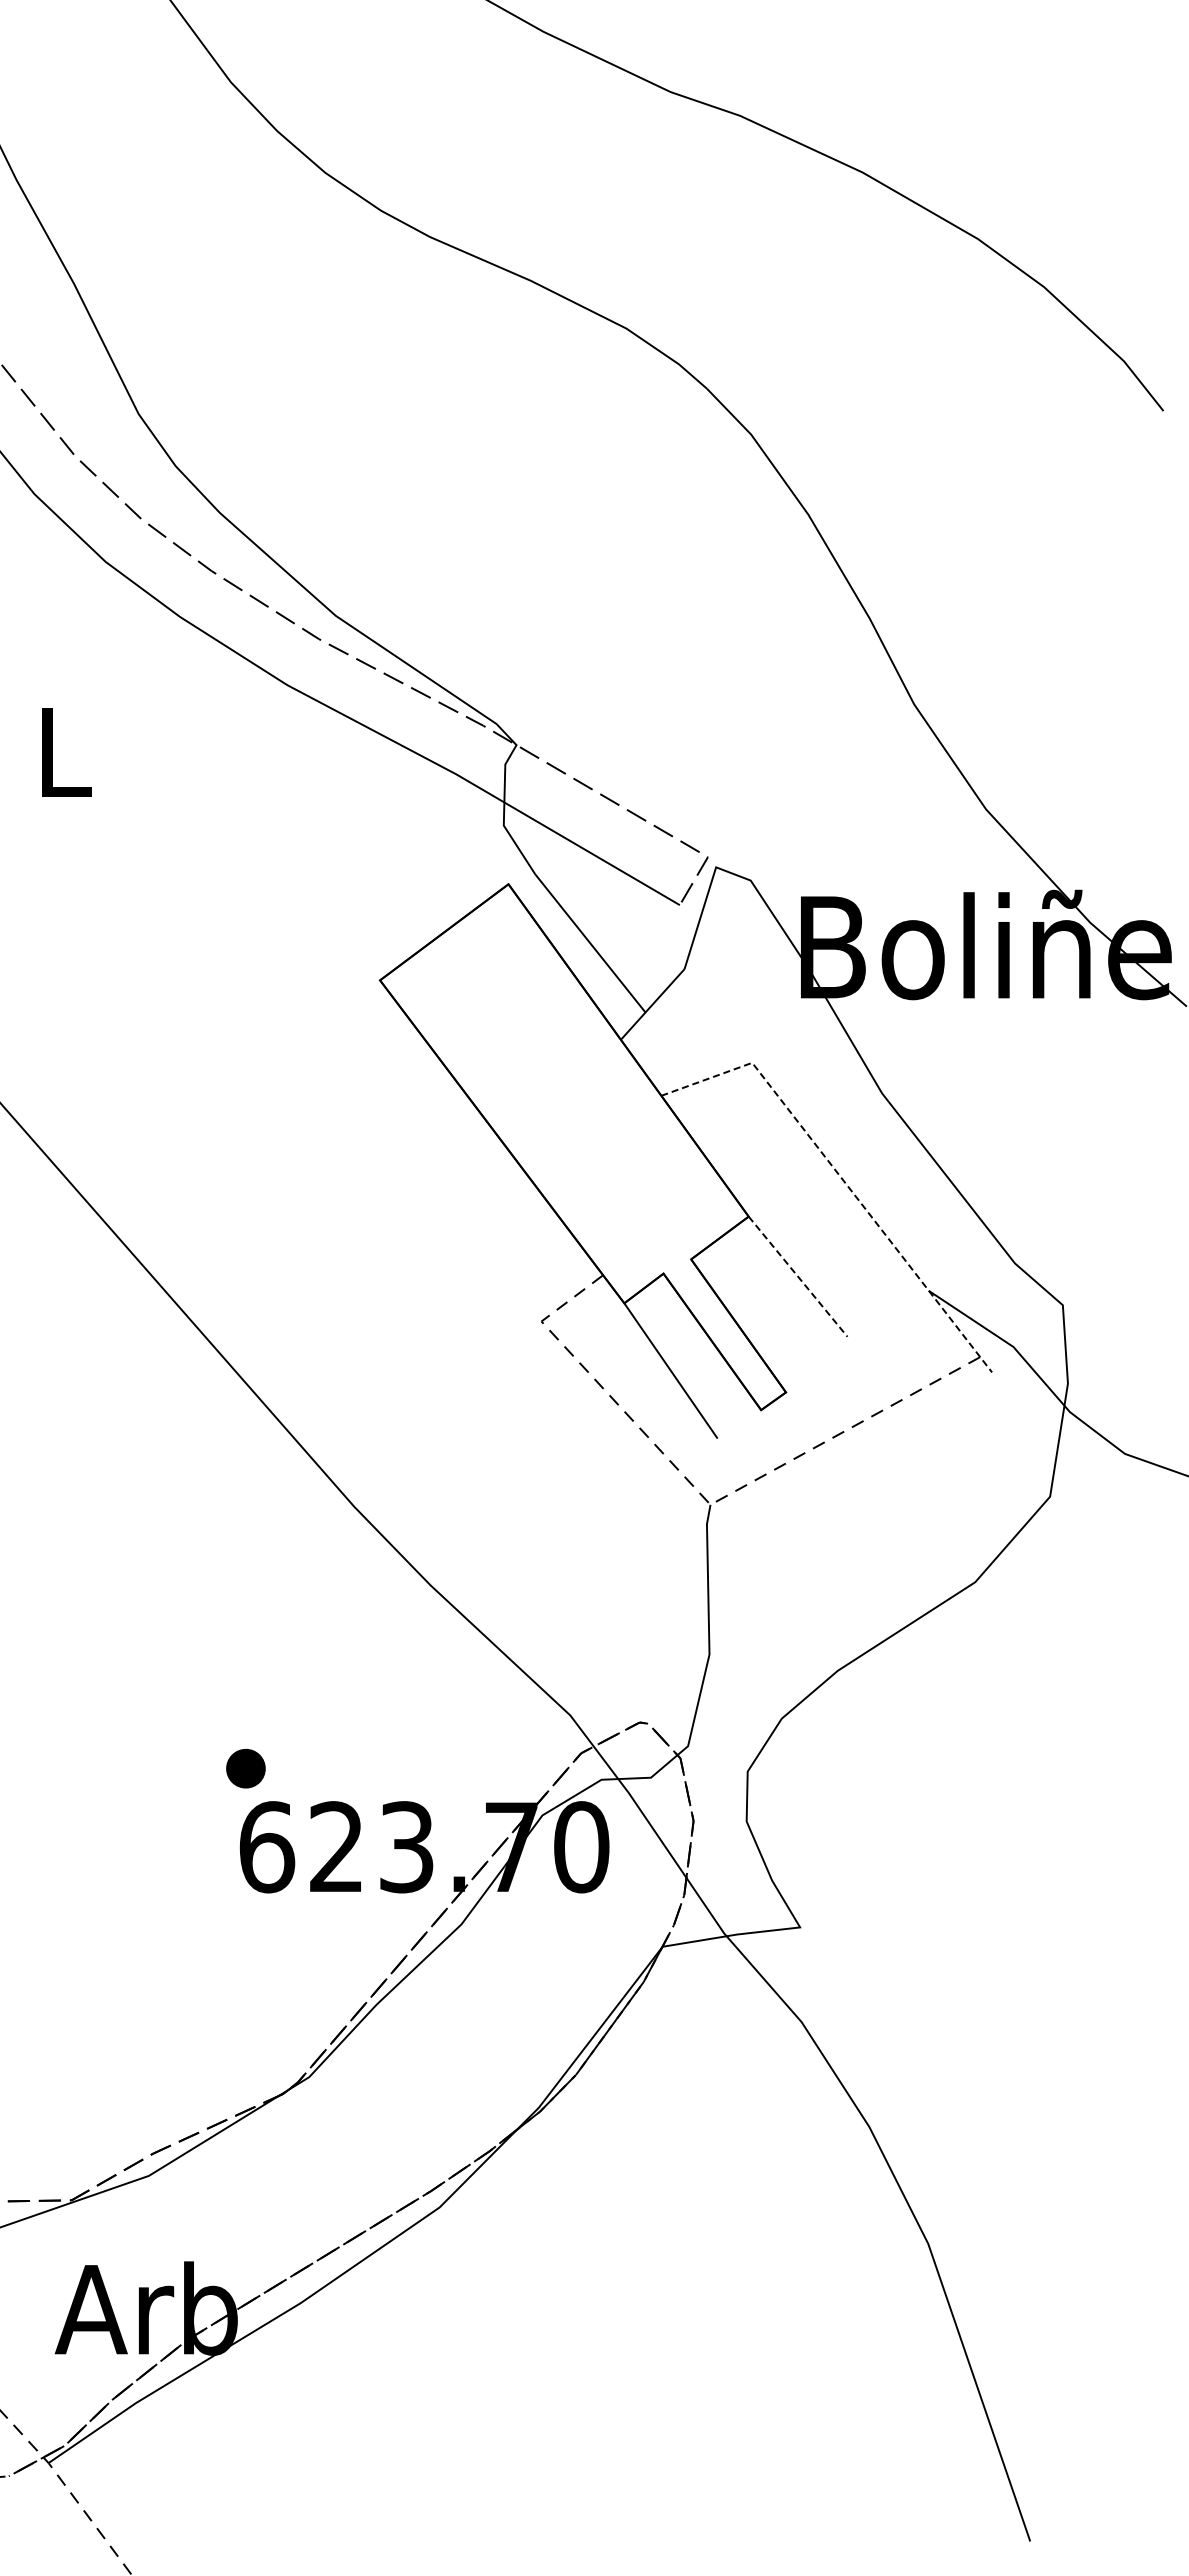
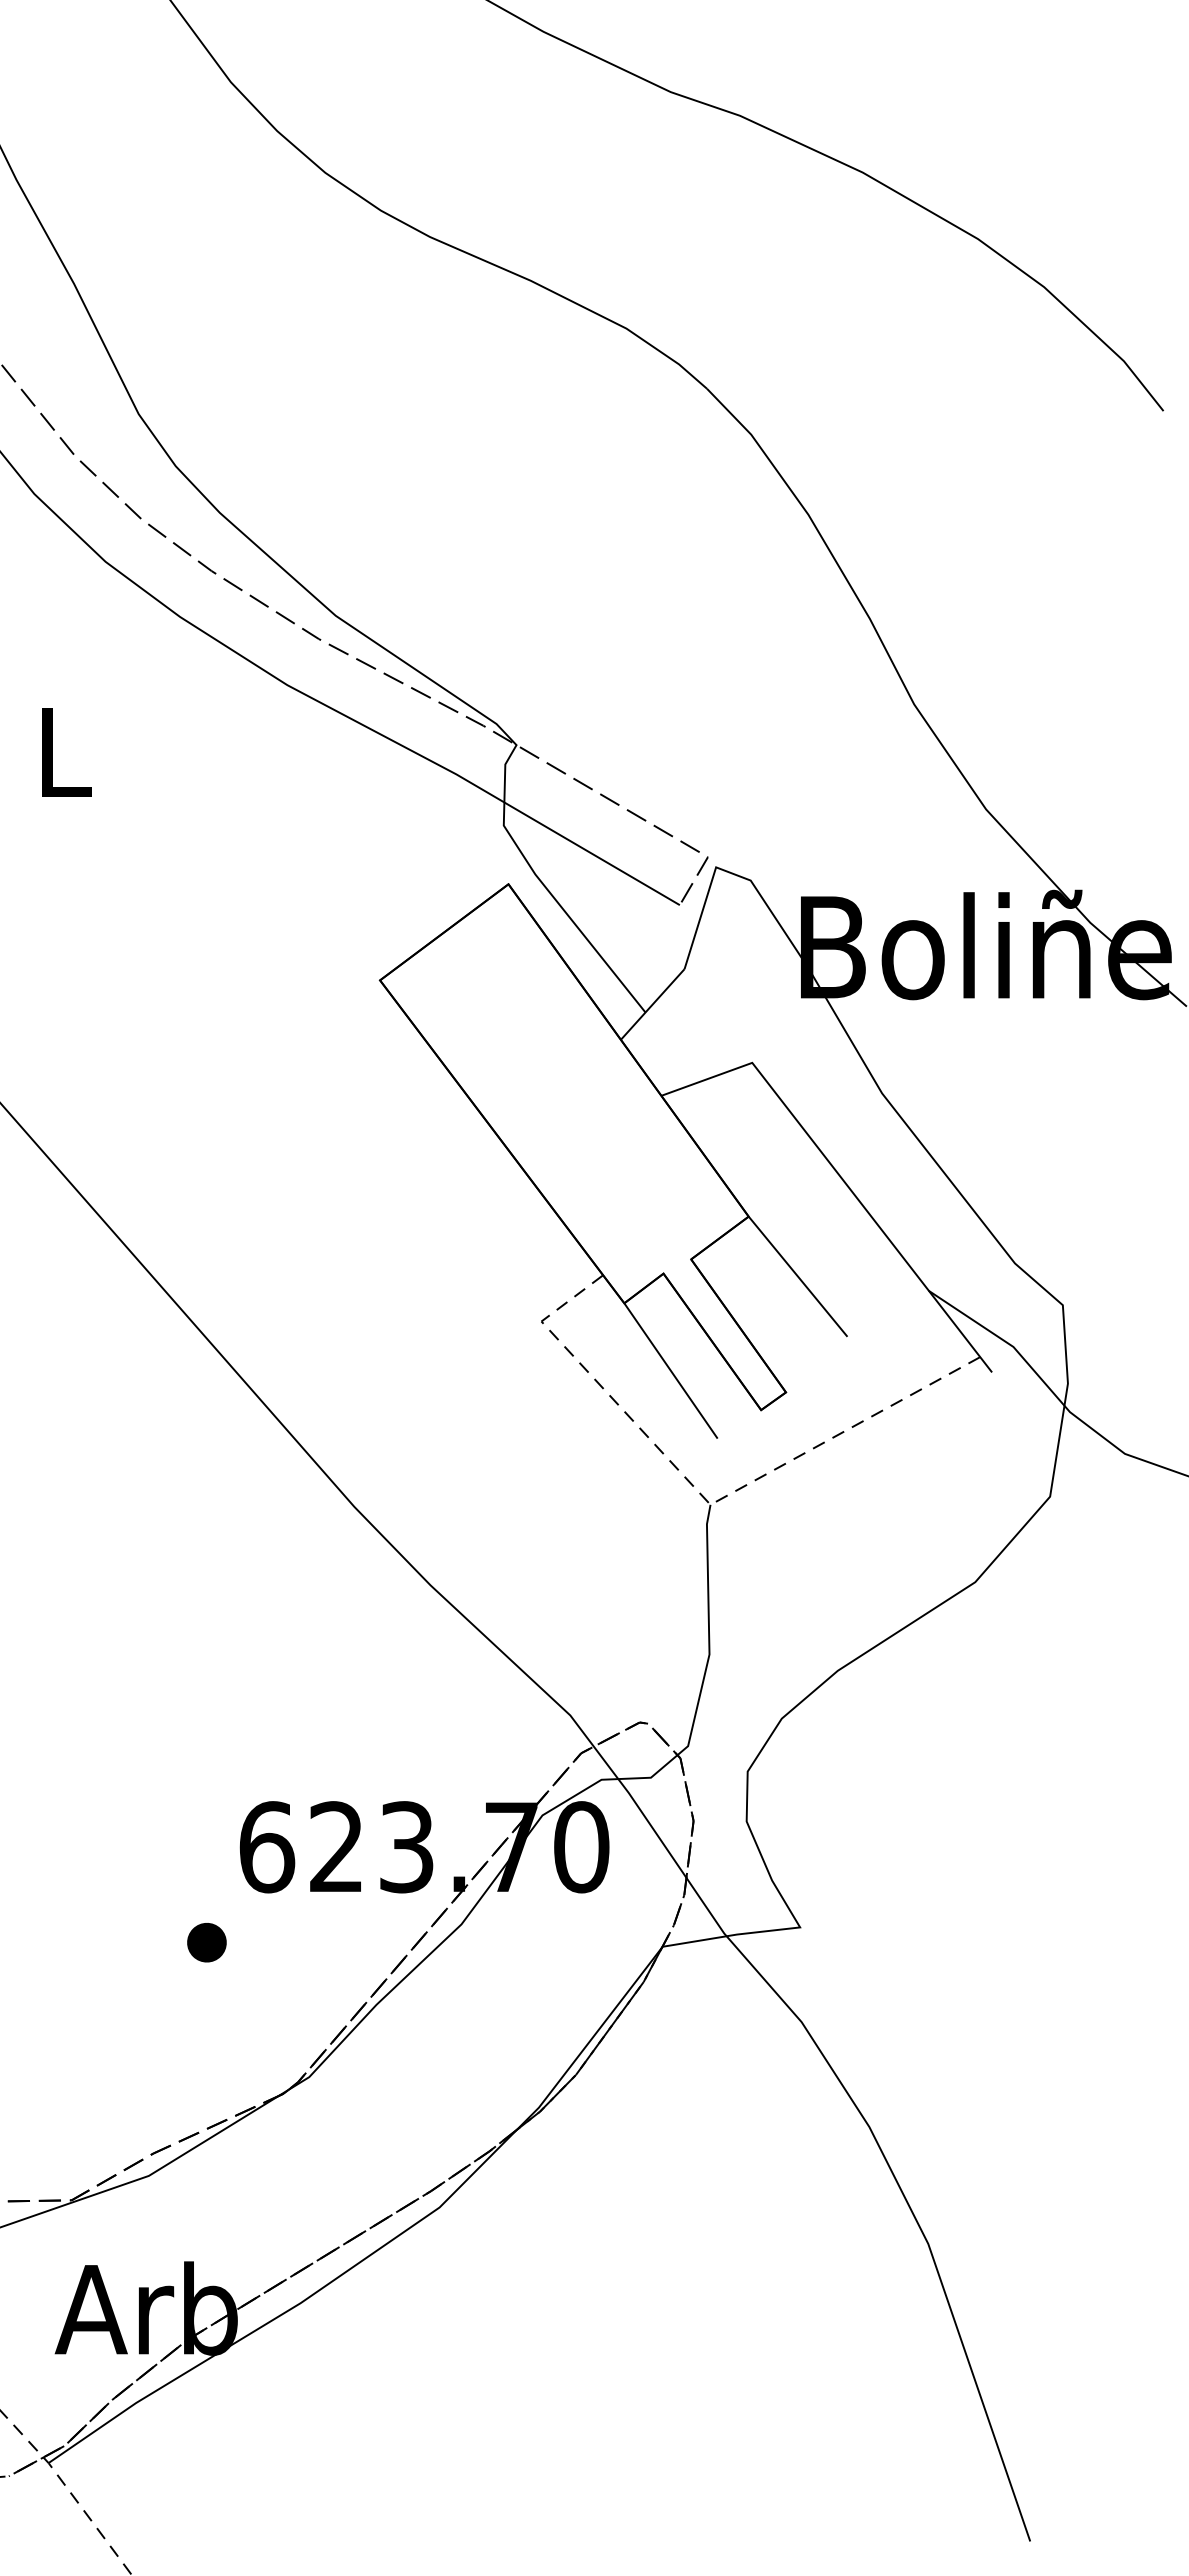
line: dashed -> solid (842, 1178)
line: dashed -> solid (798, 1276)
part position: (245, 1768) -> (206, 1942) (206, 1942)
